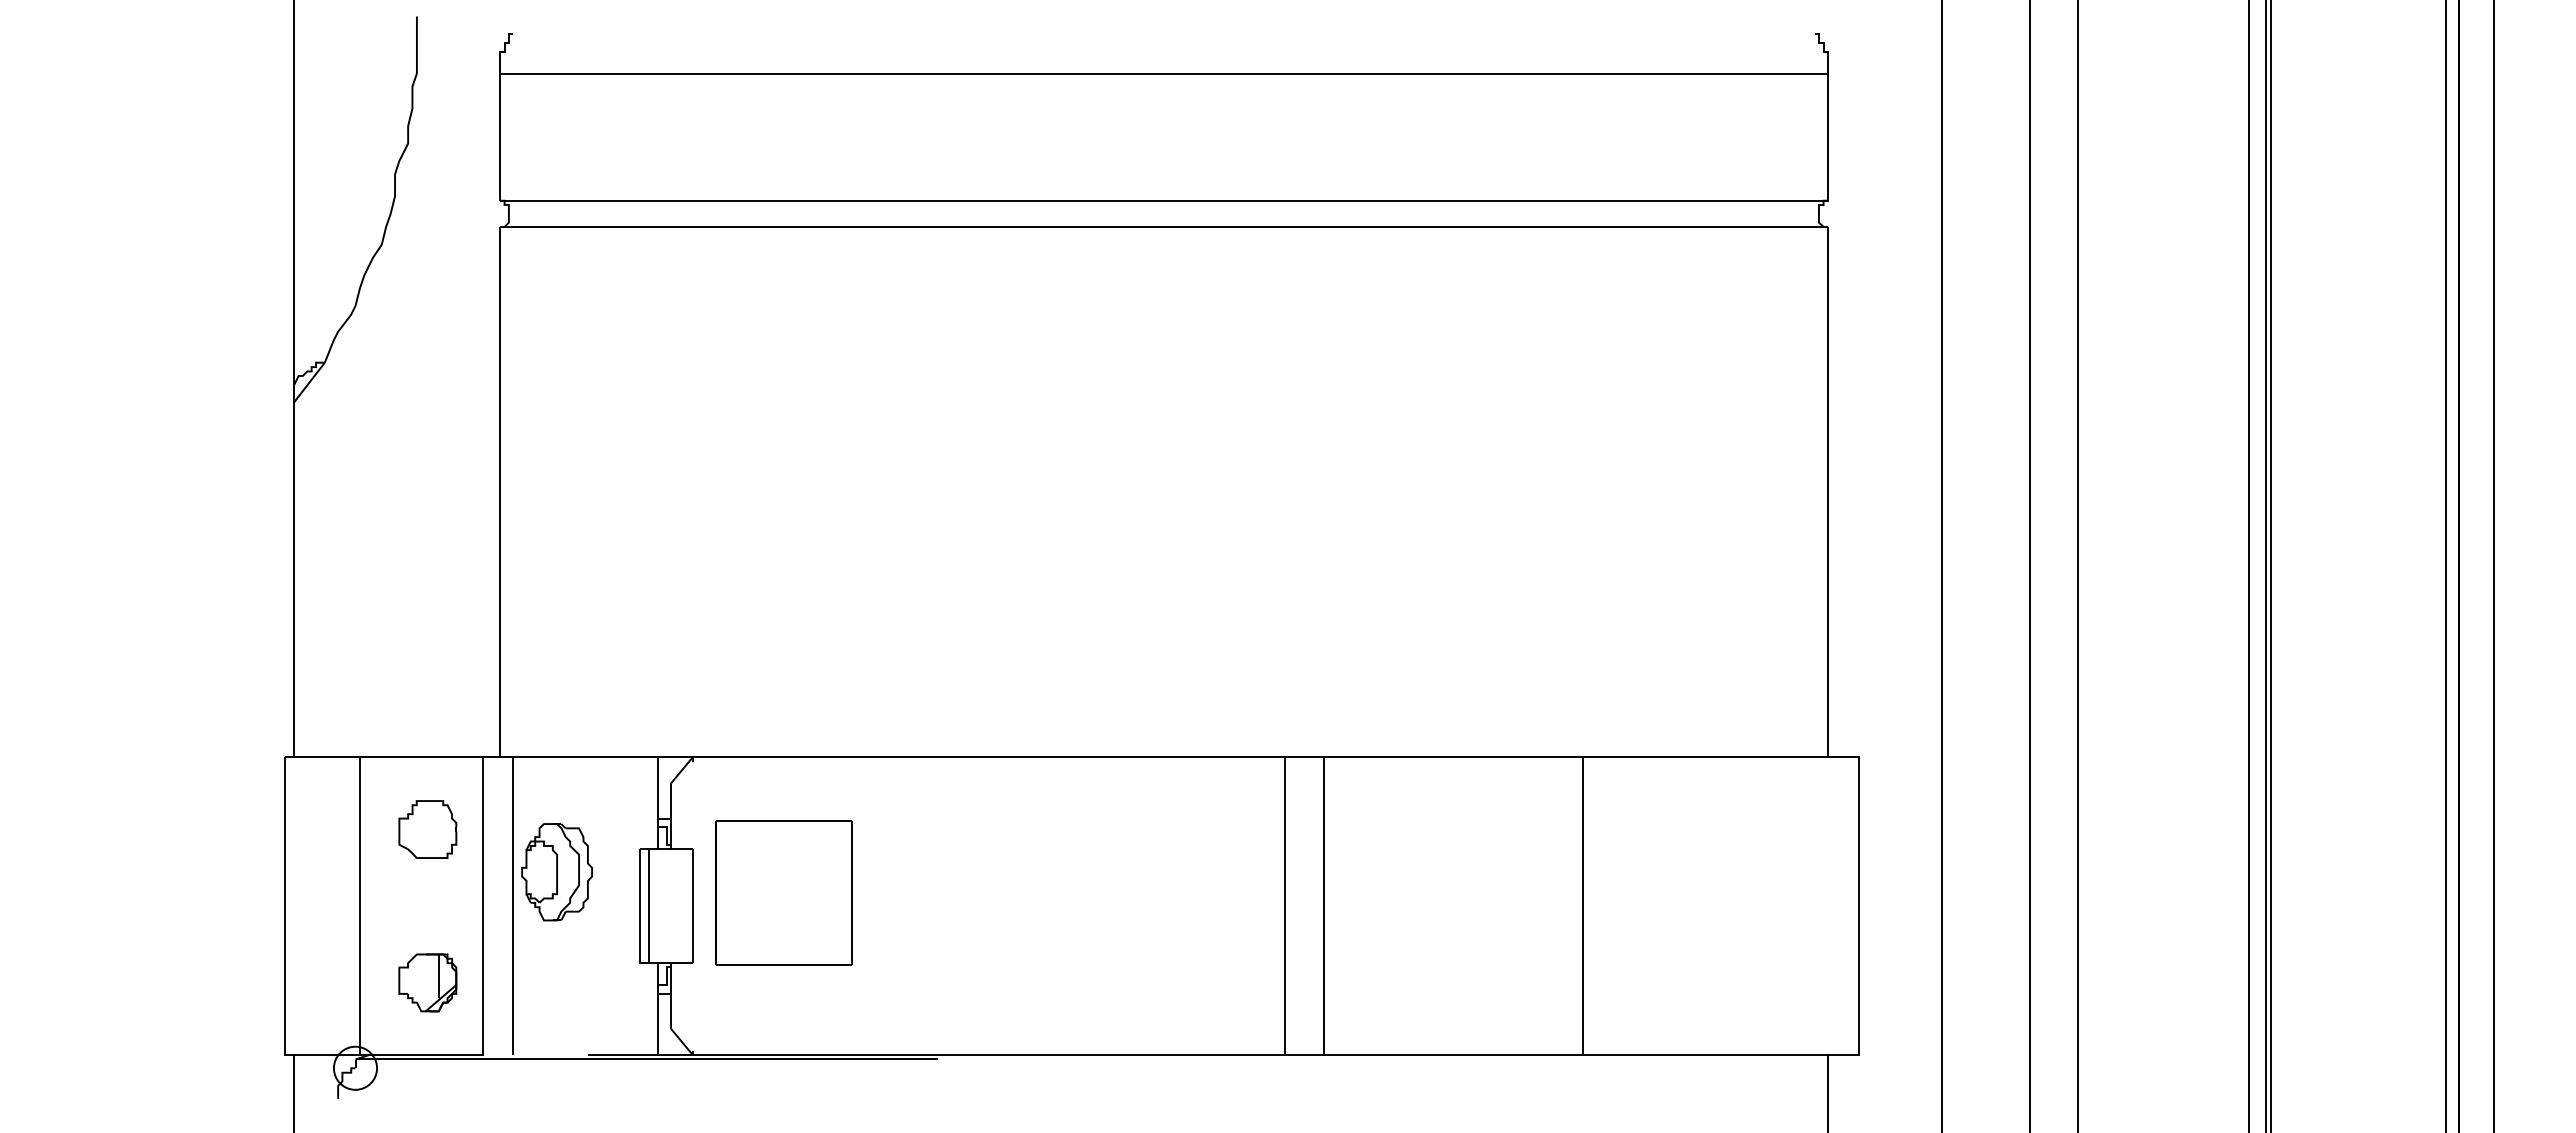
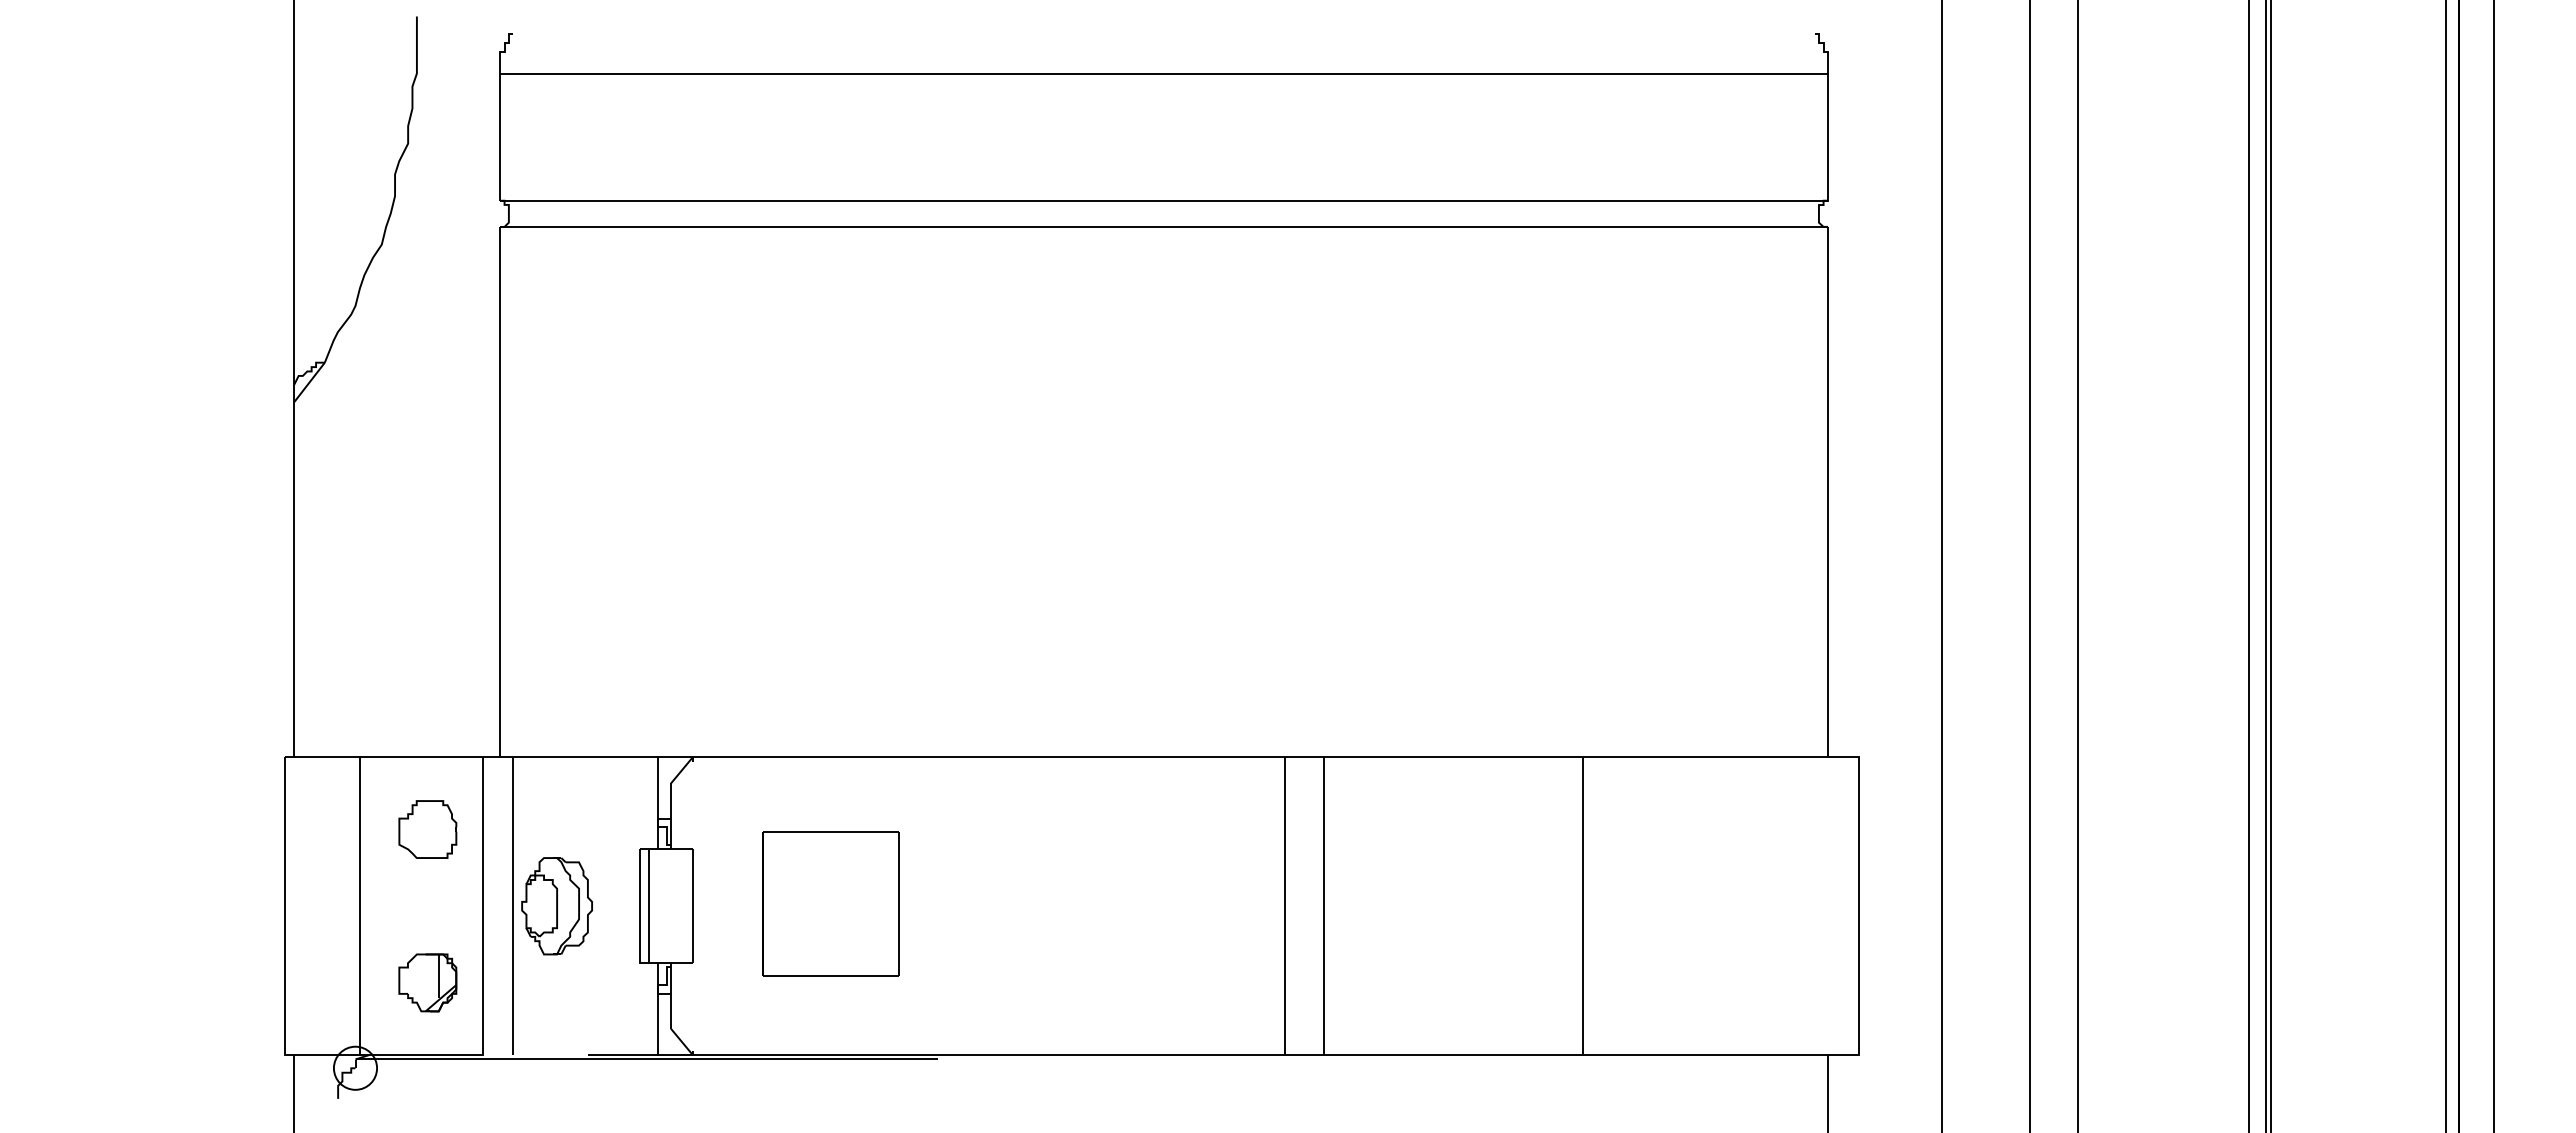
part position: (556, 872) -> (556, 906) (556, 906)
part position: (783, 892) -> (830, 903) (830, 903)
